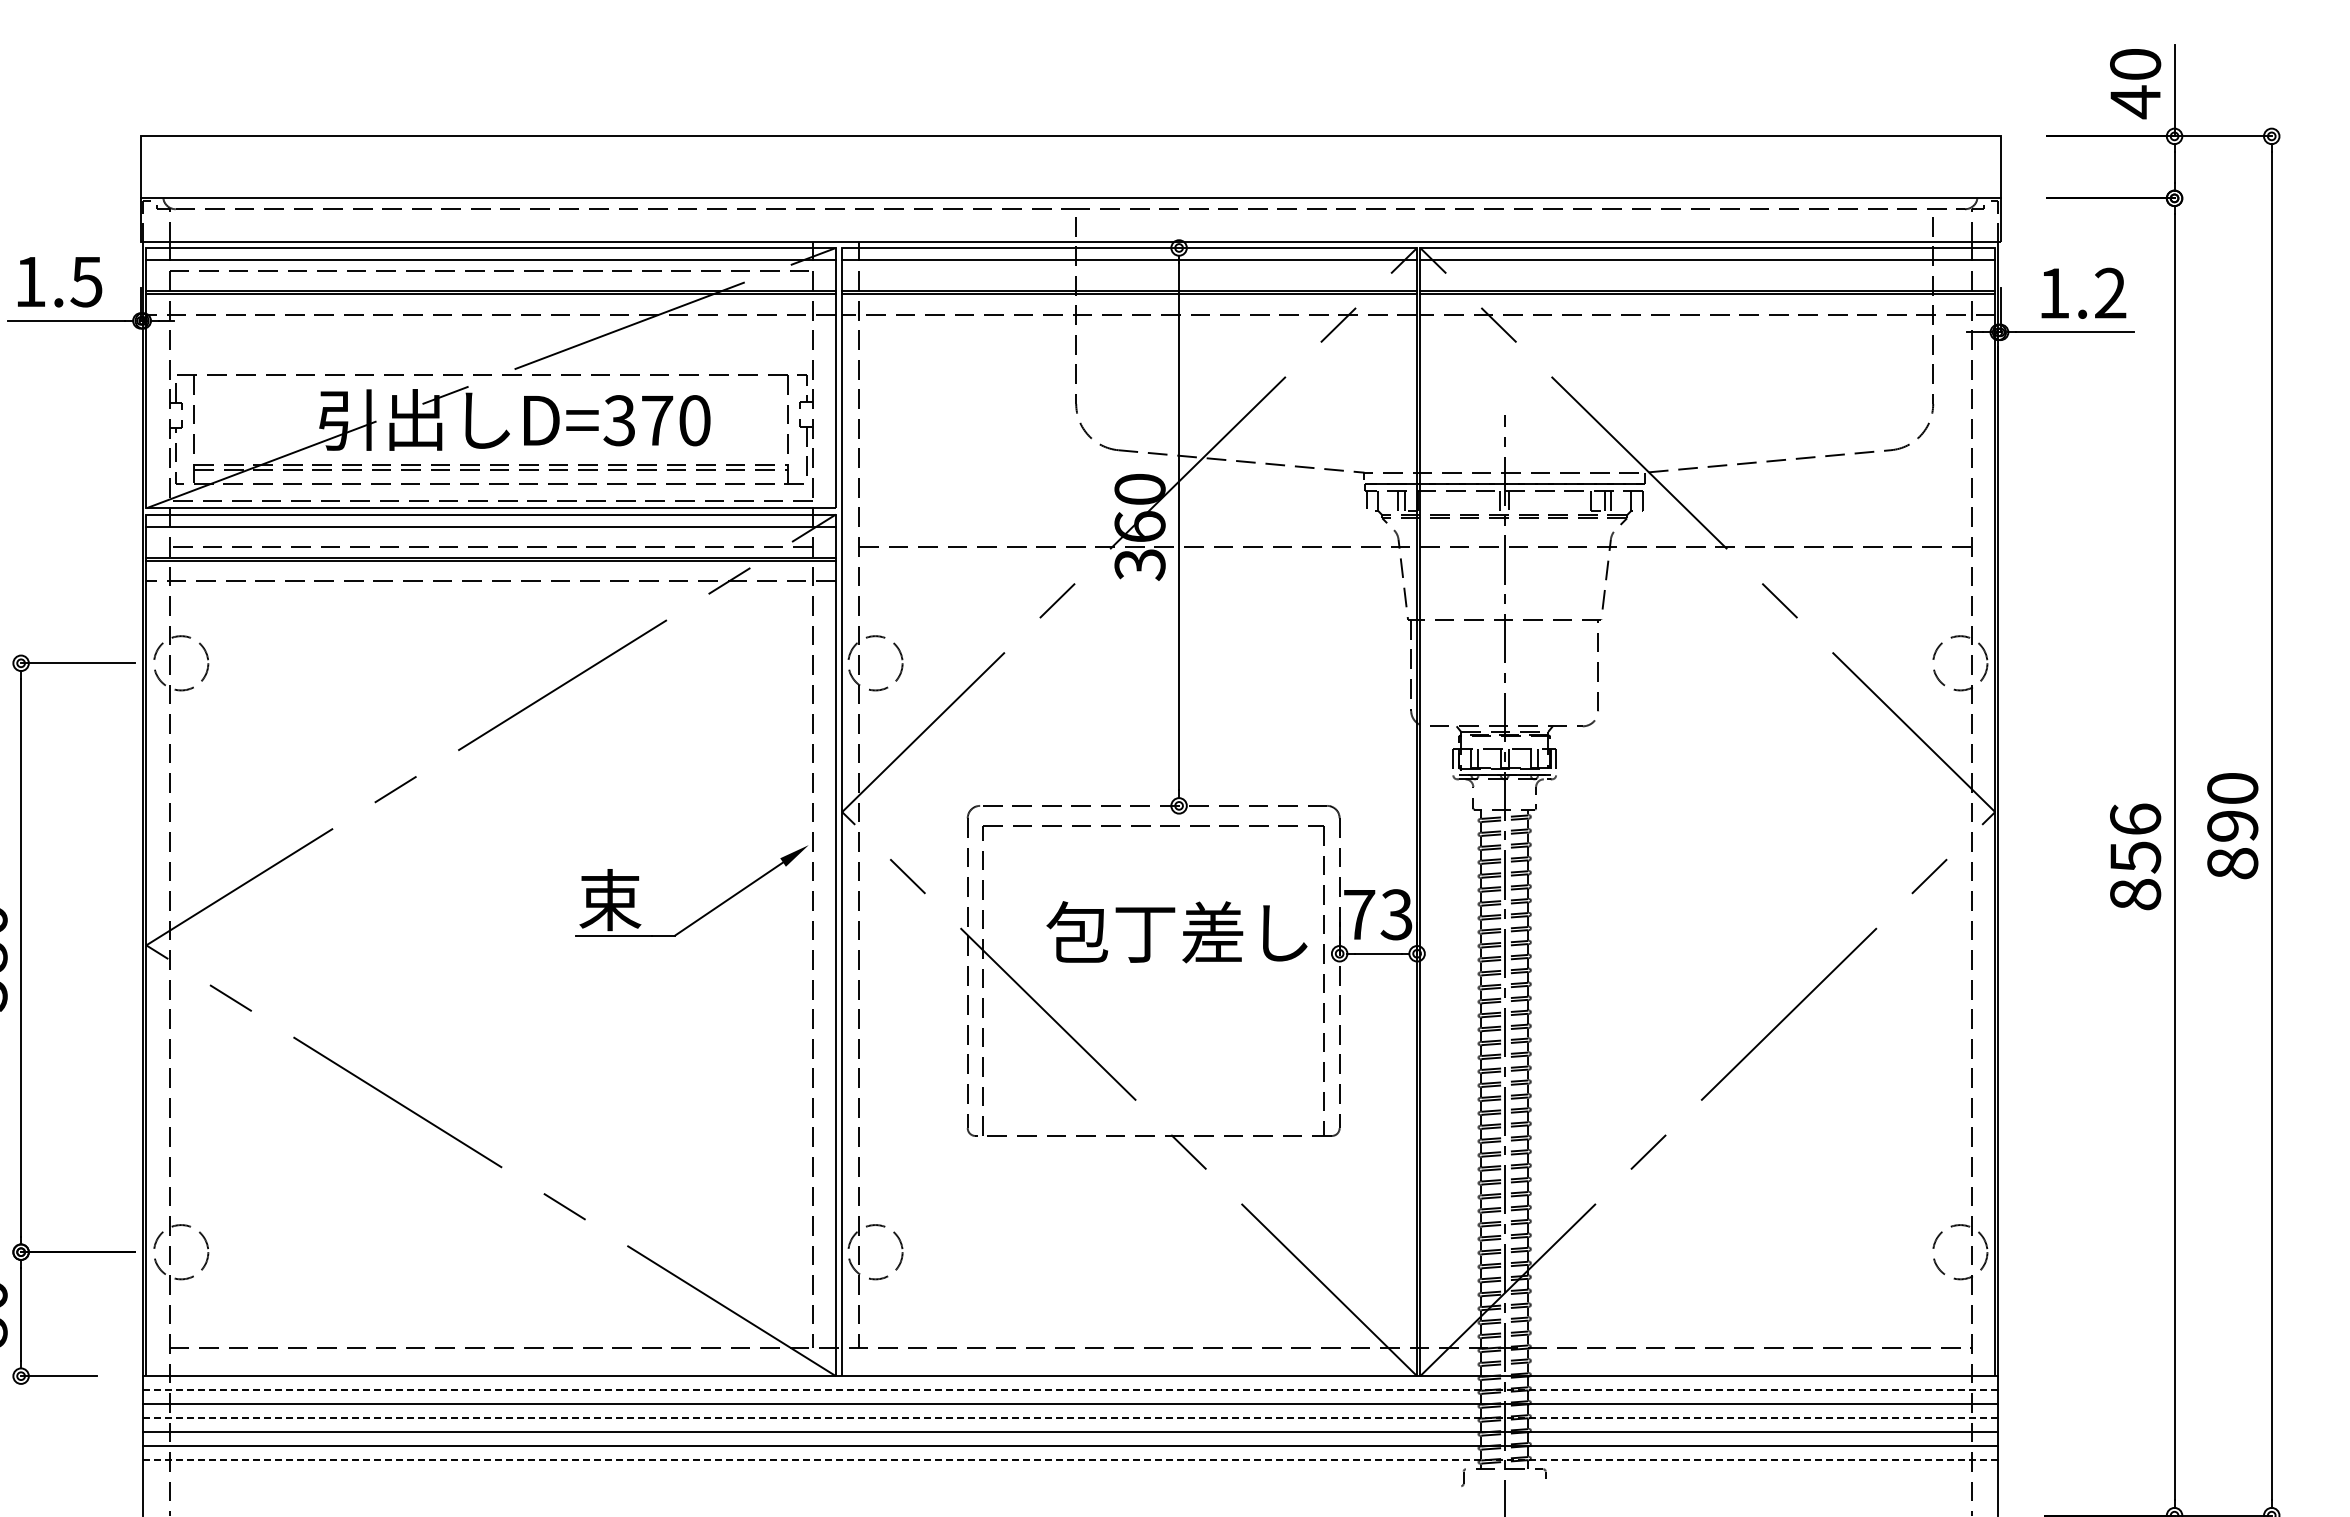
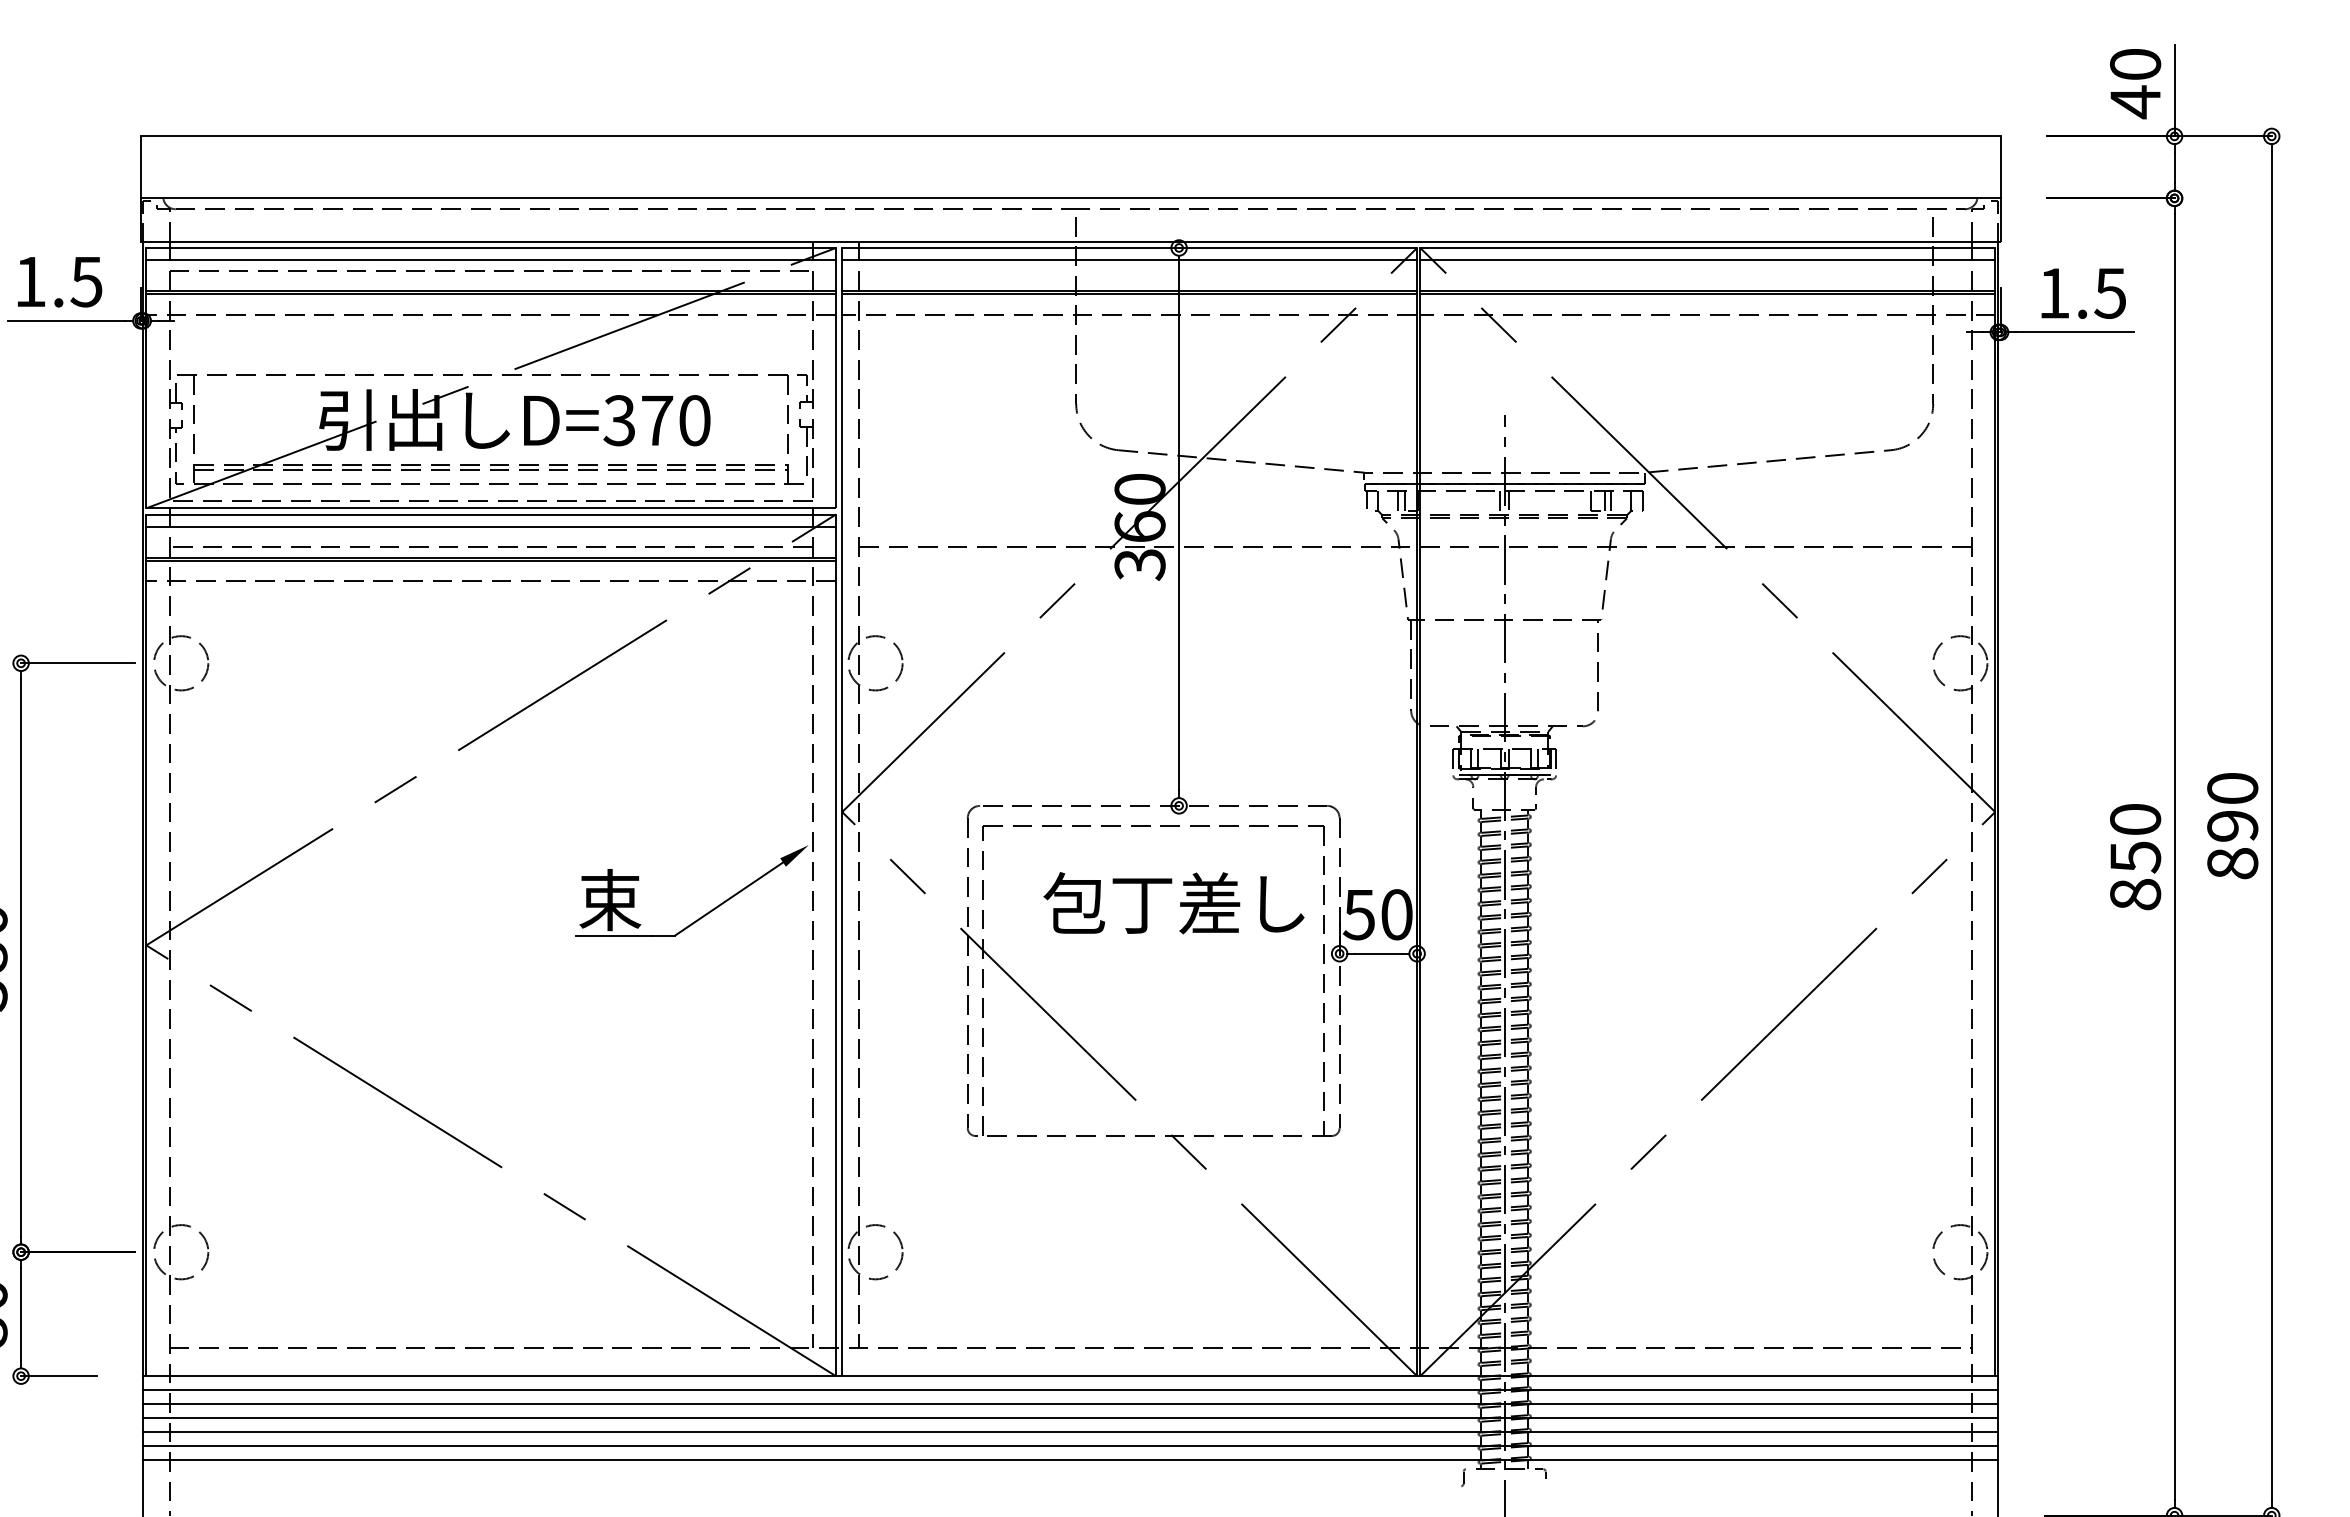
text: 1.2 -> 1.5 (2110, 292)
text: 856 -> 850 (2135, 818)
text: 73 -> 50 (1377, 914)
text position: (1176, 932) -> (1173, 903) (1173, 903)
line: dashed -> solid (1070, 1390)
line: dashed -> solid (1070, 1418)
line: dashed -> solid (1070, 1459)
